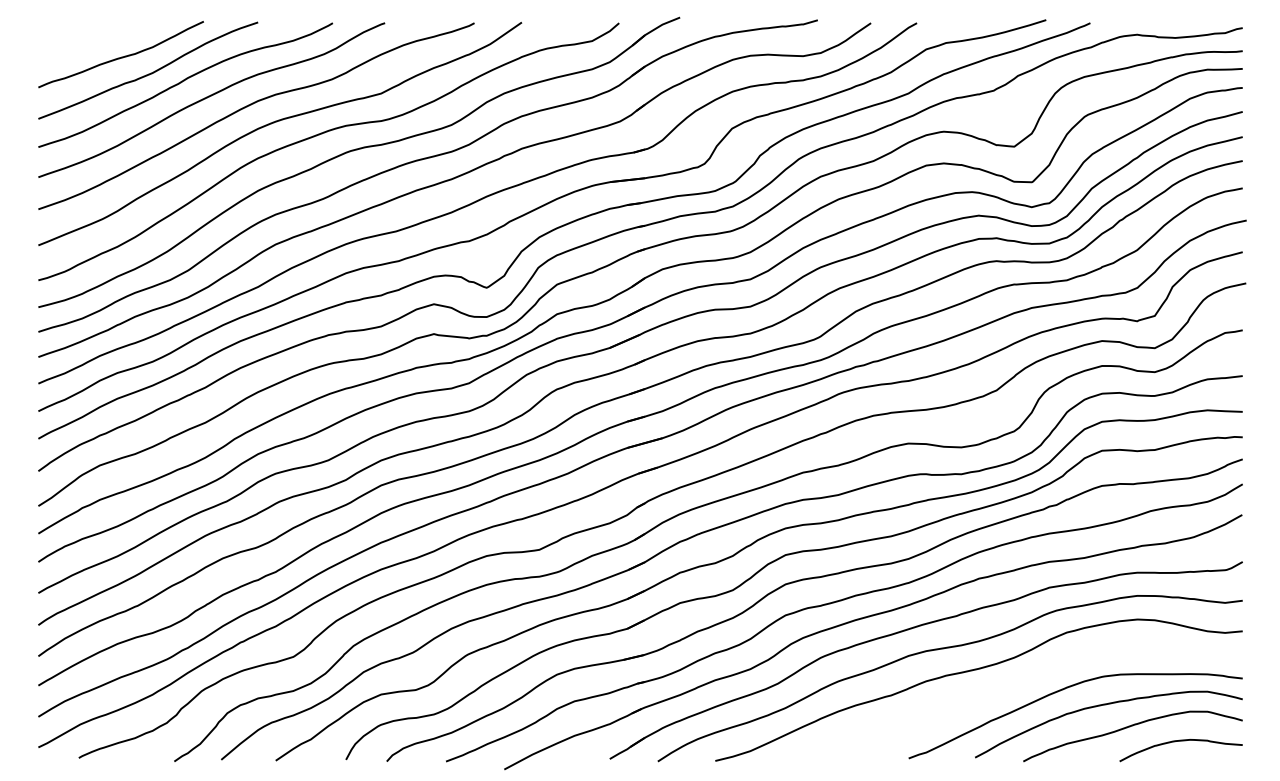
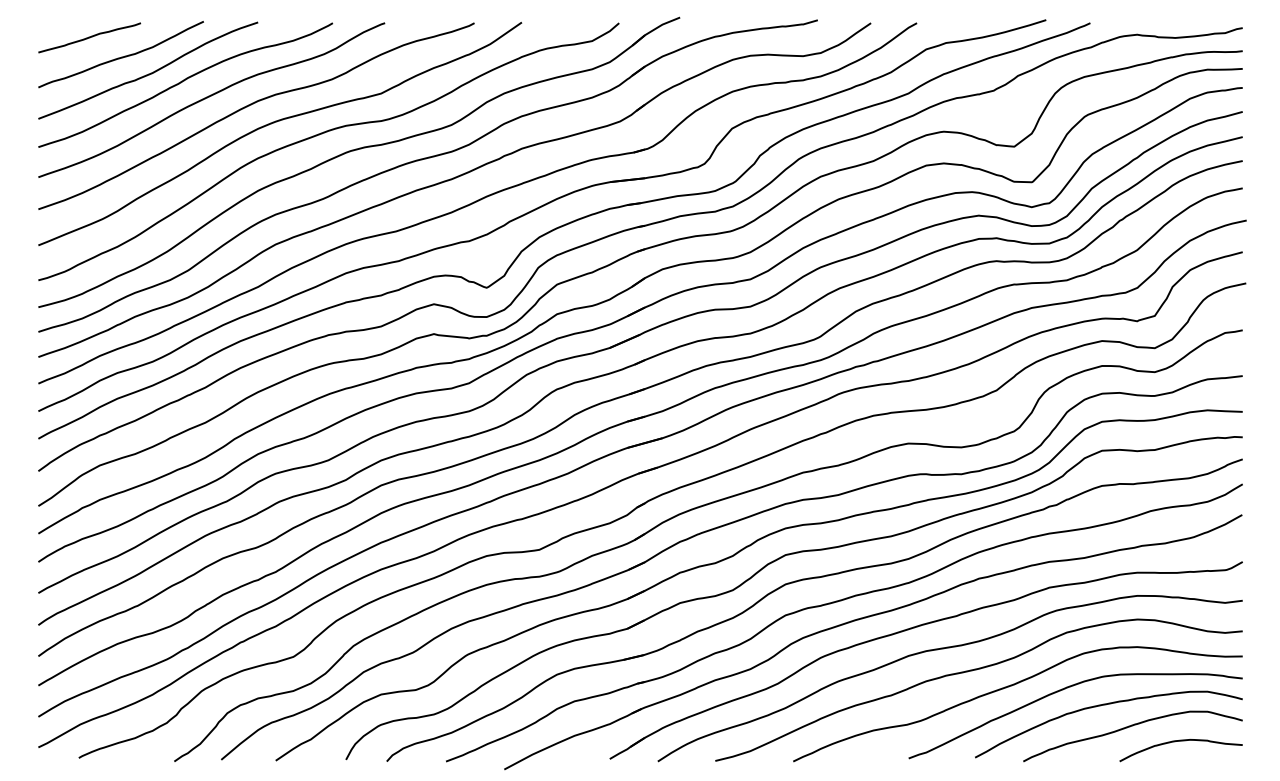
curve: none -> present (89, 37)
curve: none -> present (1009, 687)
